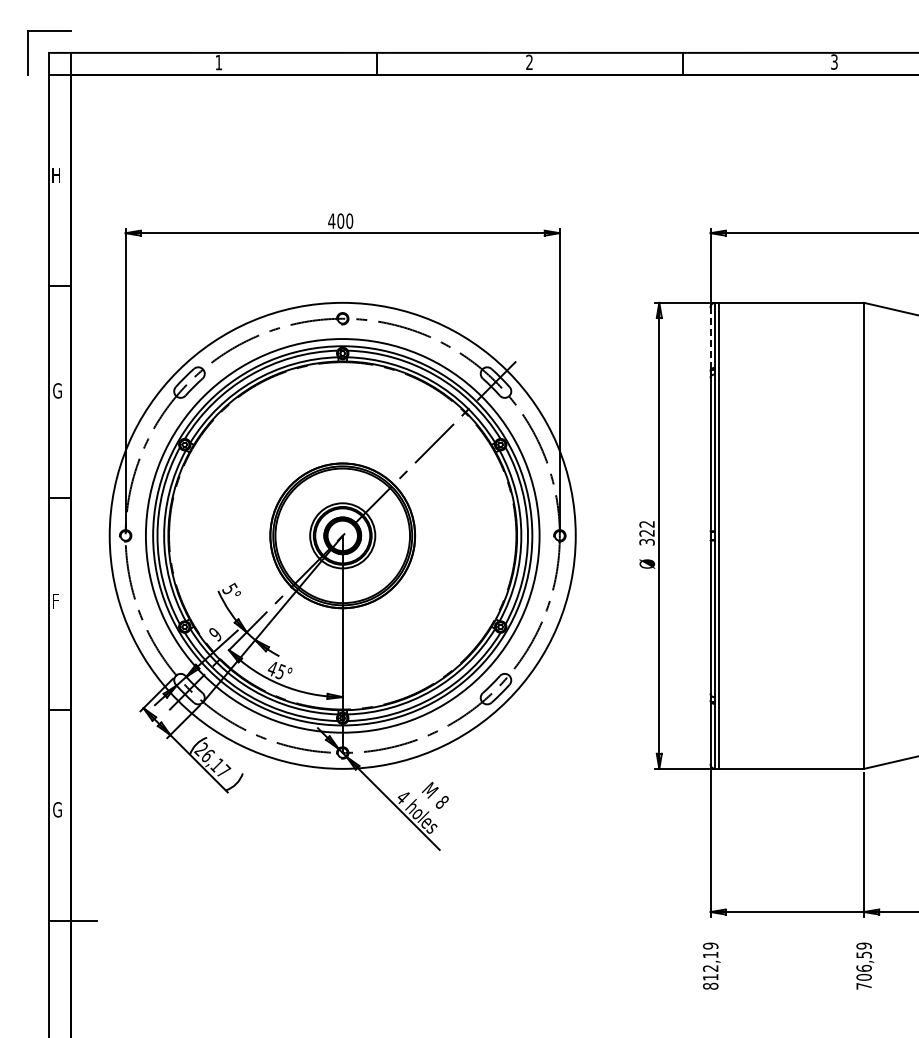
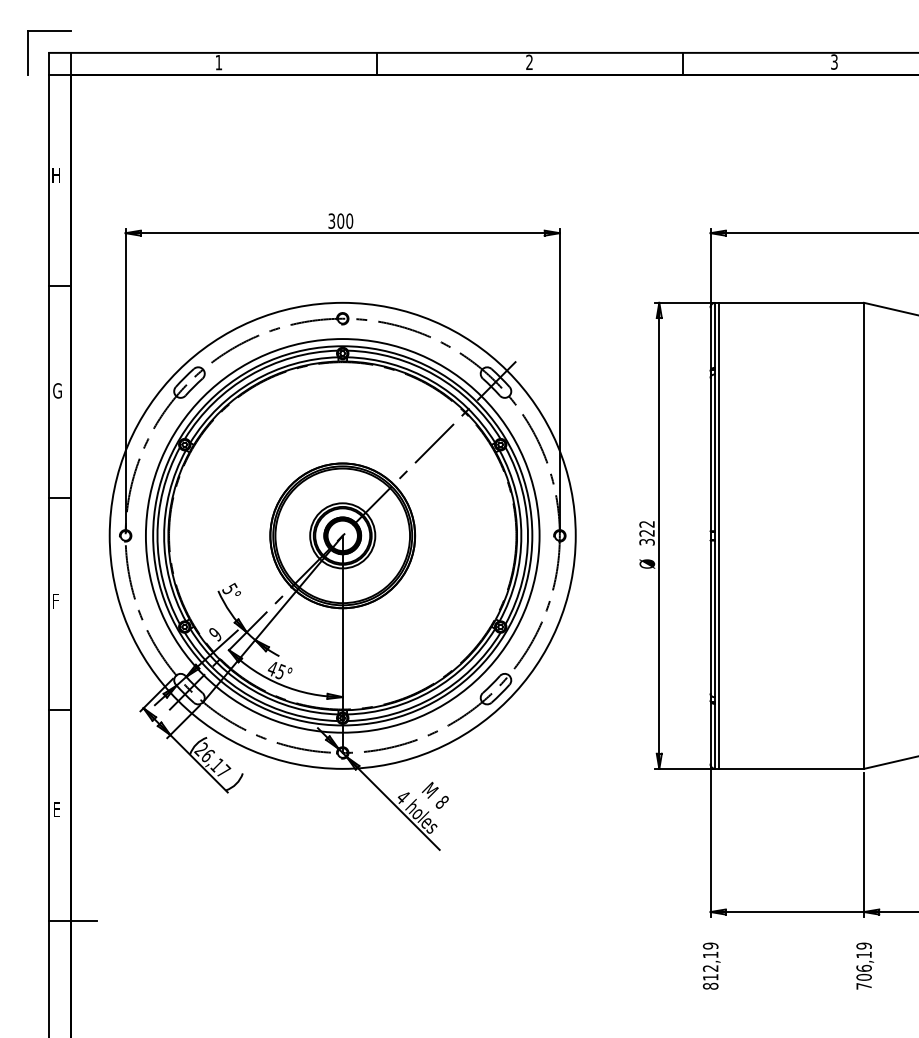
text: 400 -> 300 (331, 220)
line: dashed -> solid (710, 339)
text: G -> E (57, 809)
text: 706,59 -> 706,19 (863, 954)
